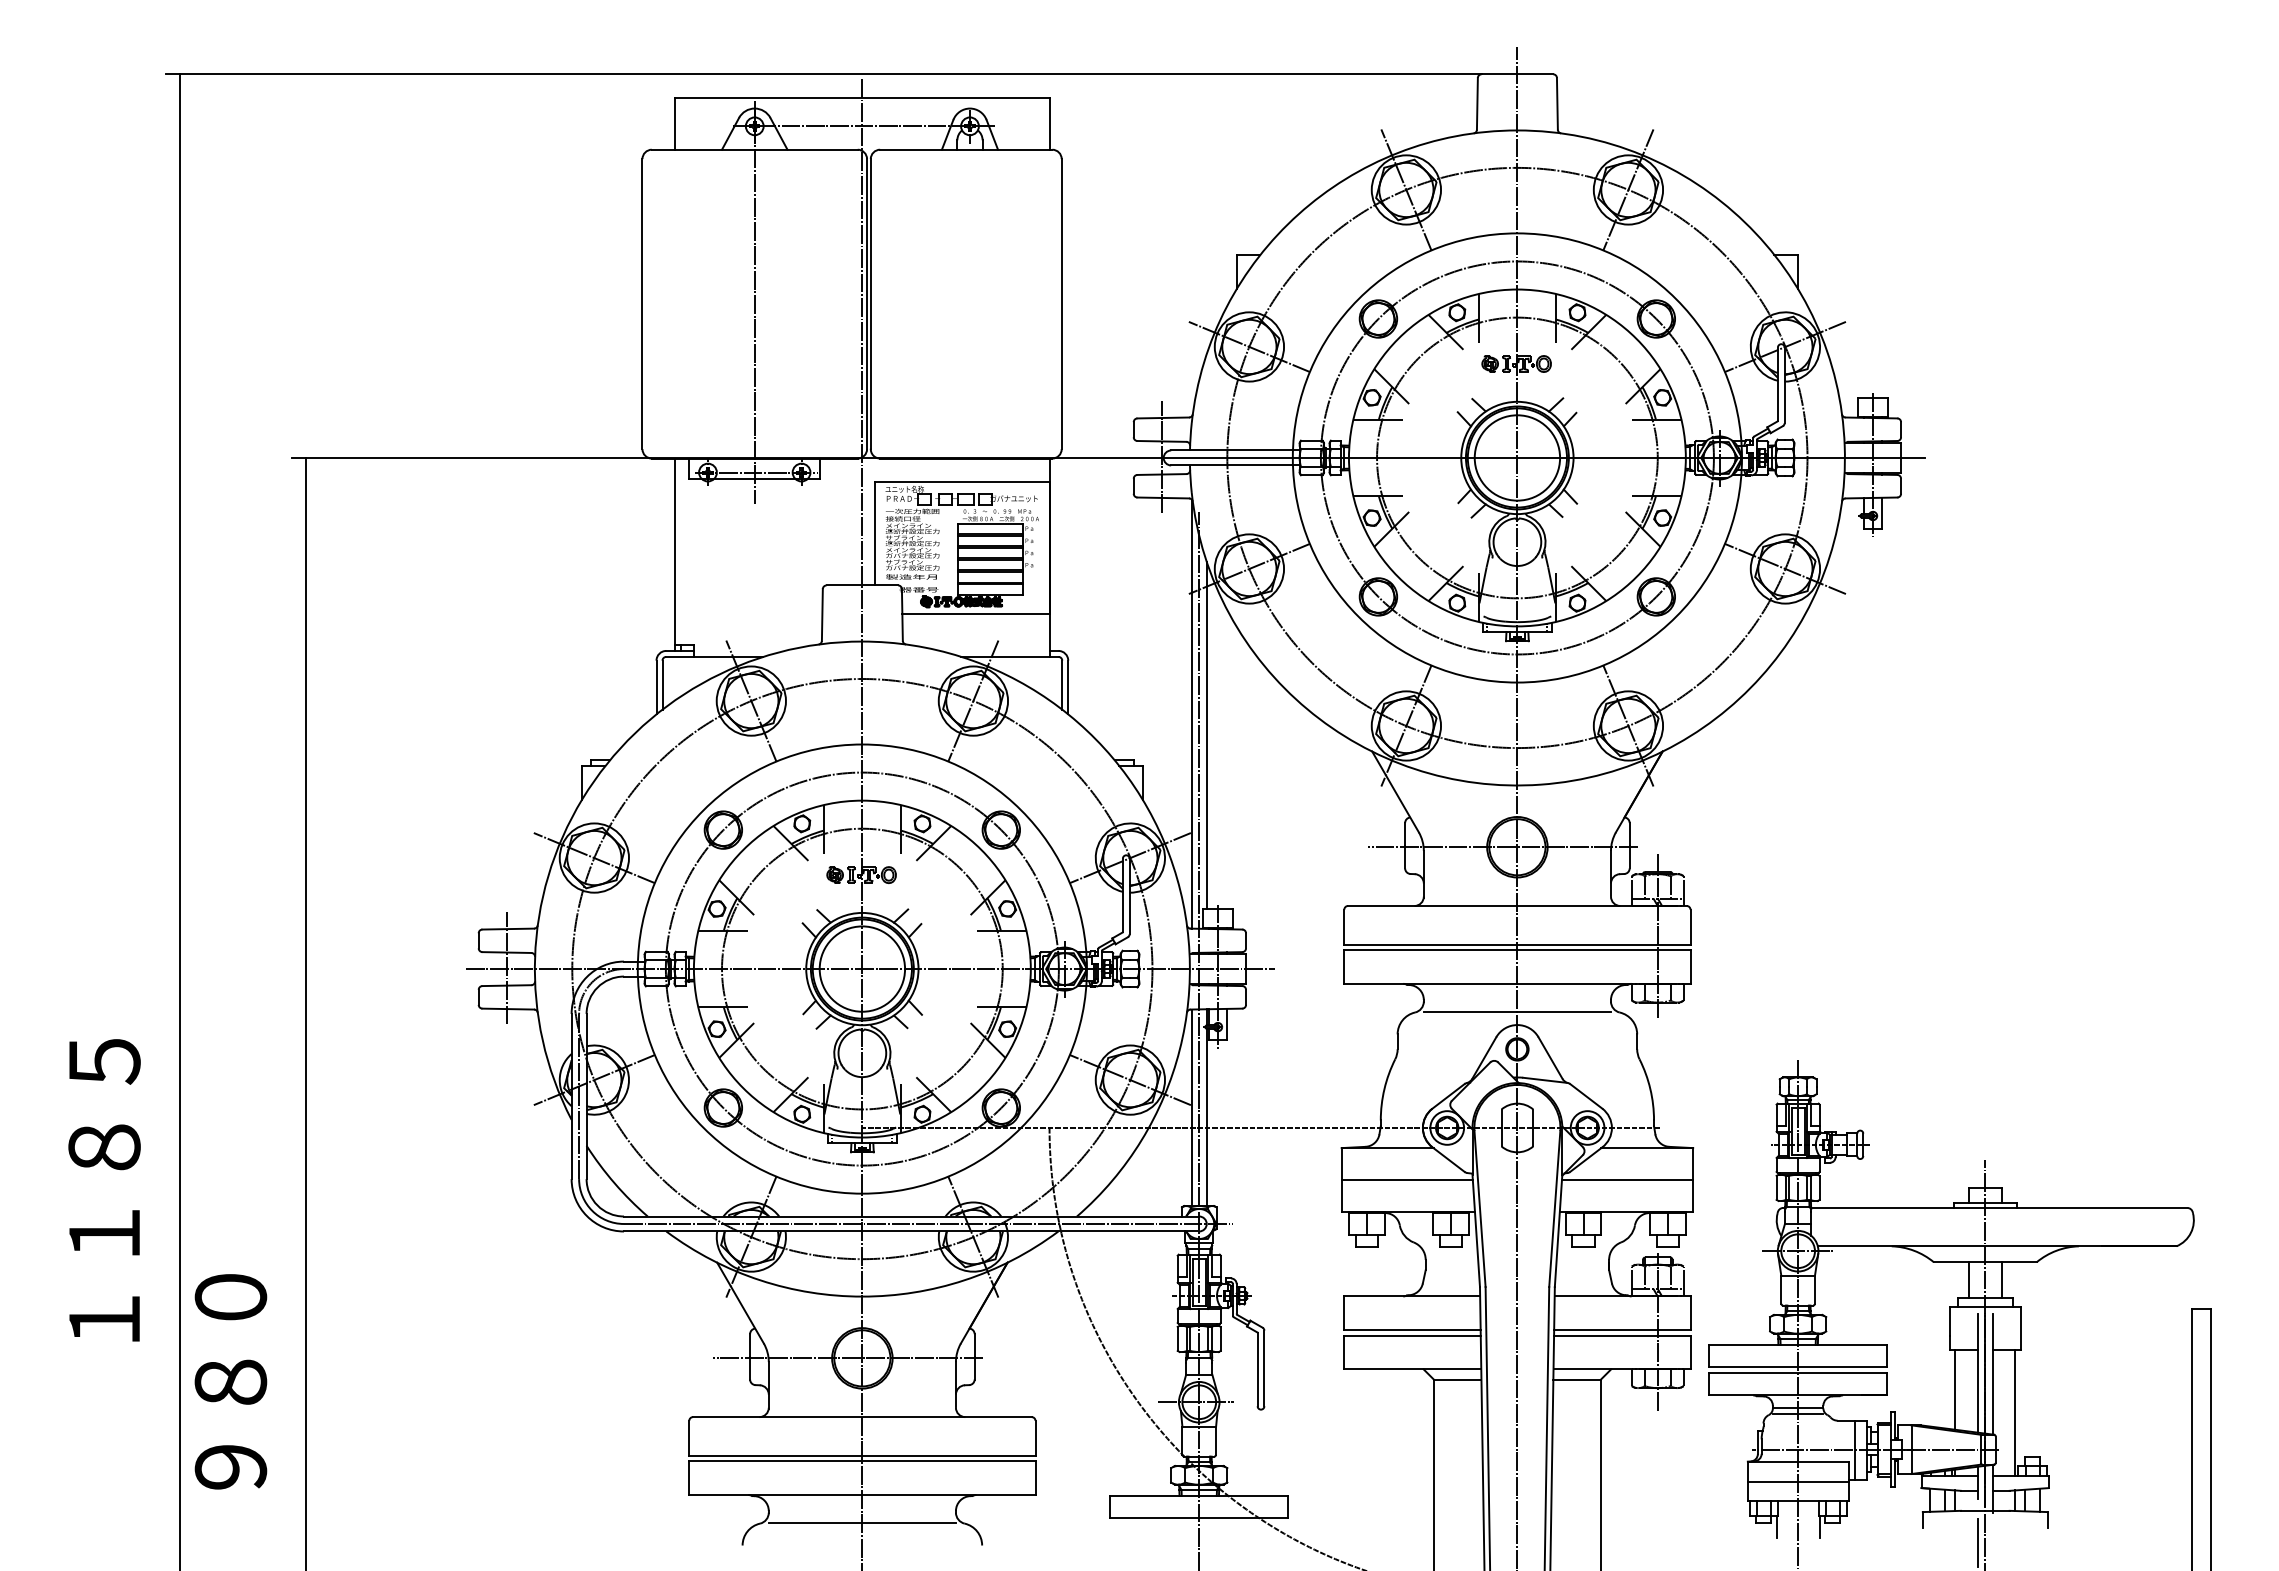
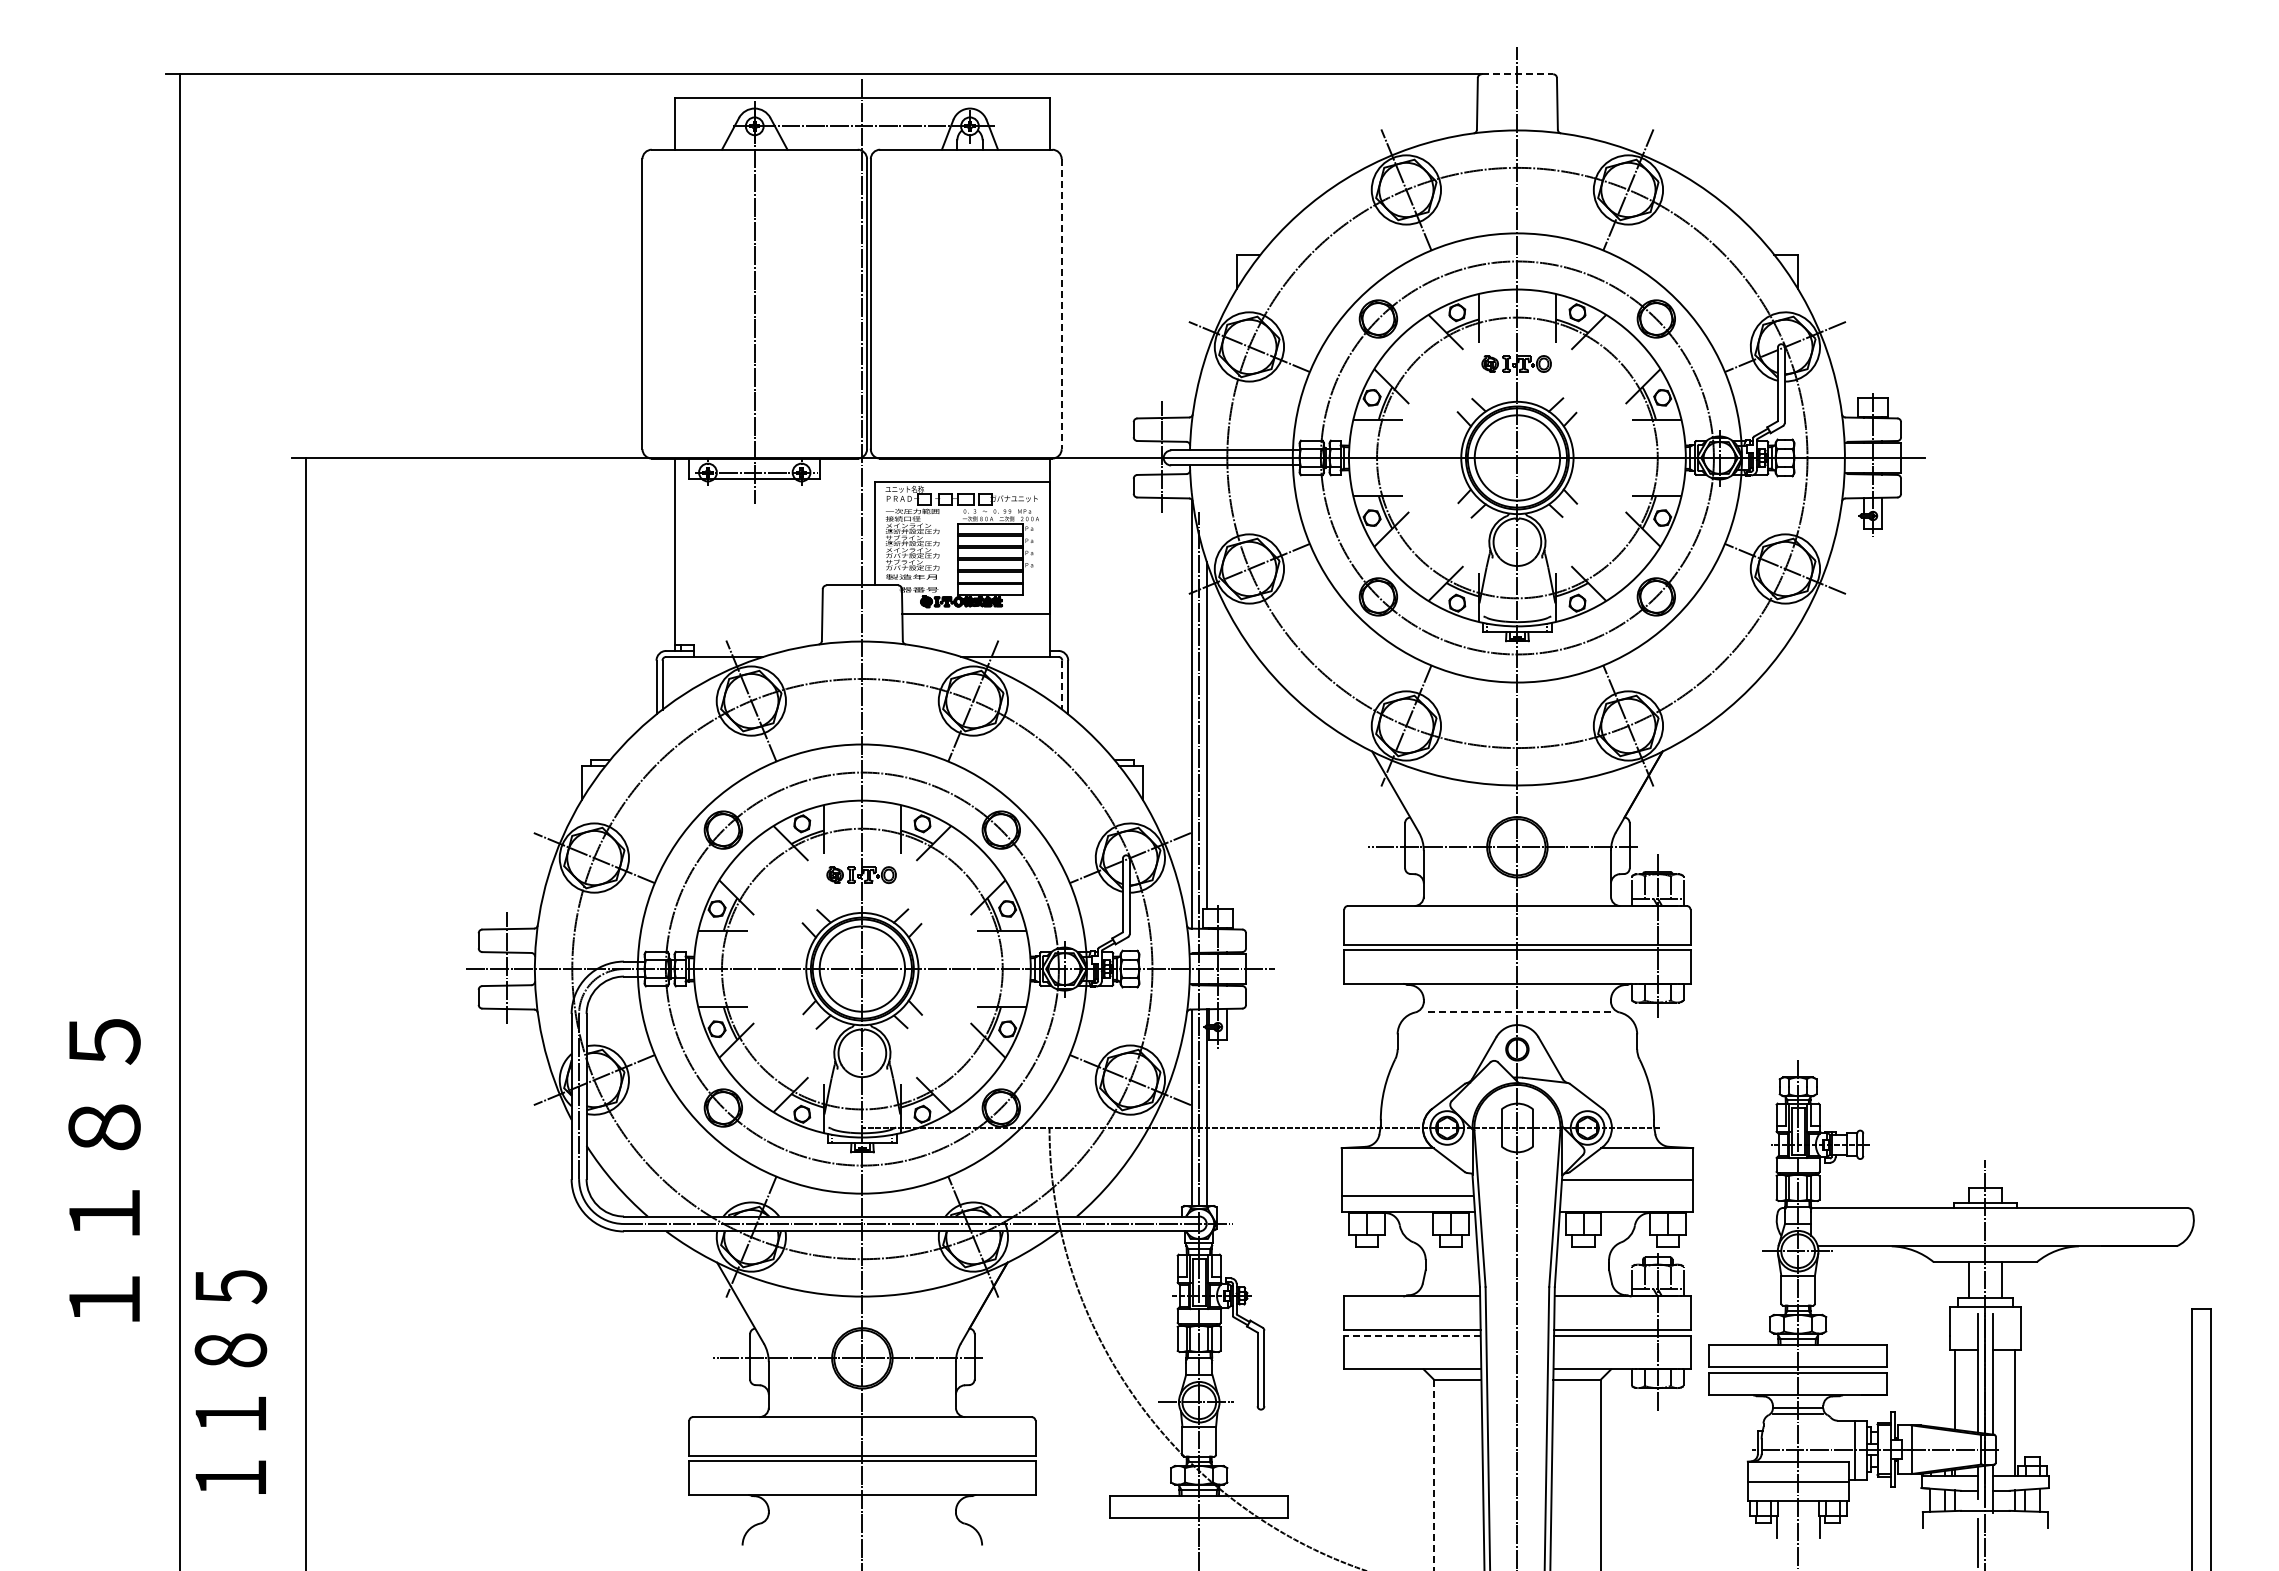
line: solid -> dashed (1517, 74)
line: solid -> dashed (1061, 304)
line: solid -> dashed (1062, 685)
line: solid -> dashed (1517, 1011)
line position: (1406, 1180) -> (1406, 1196) (1406, 1196)
text position: (104, 1190) -> (104, 1170) (104, 1170)
line: solid -> dashed (1412, 1335)
text: ９８０ -> １１８５ (230, 1381)
line: solid -> dashed (1434, 1475)
line: present -> none (861, 1523)
